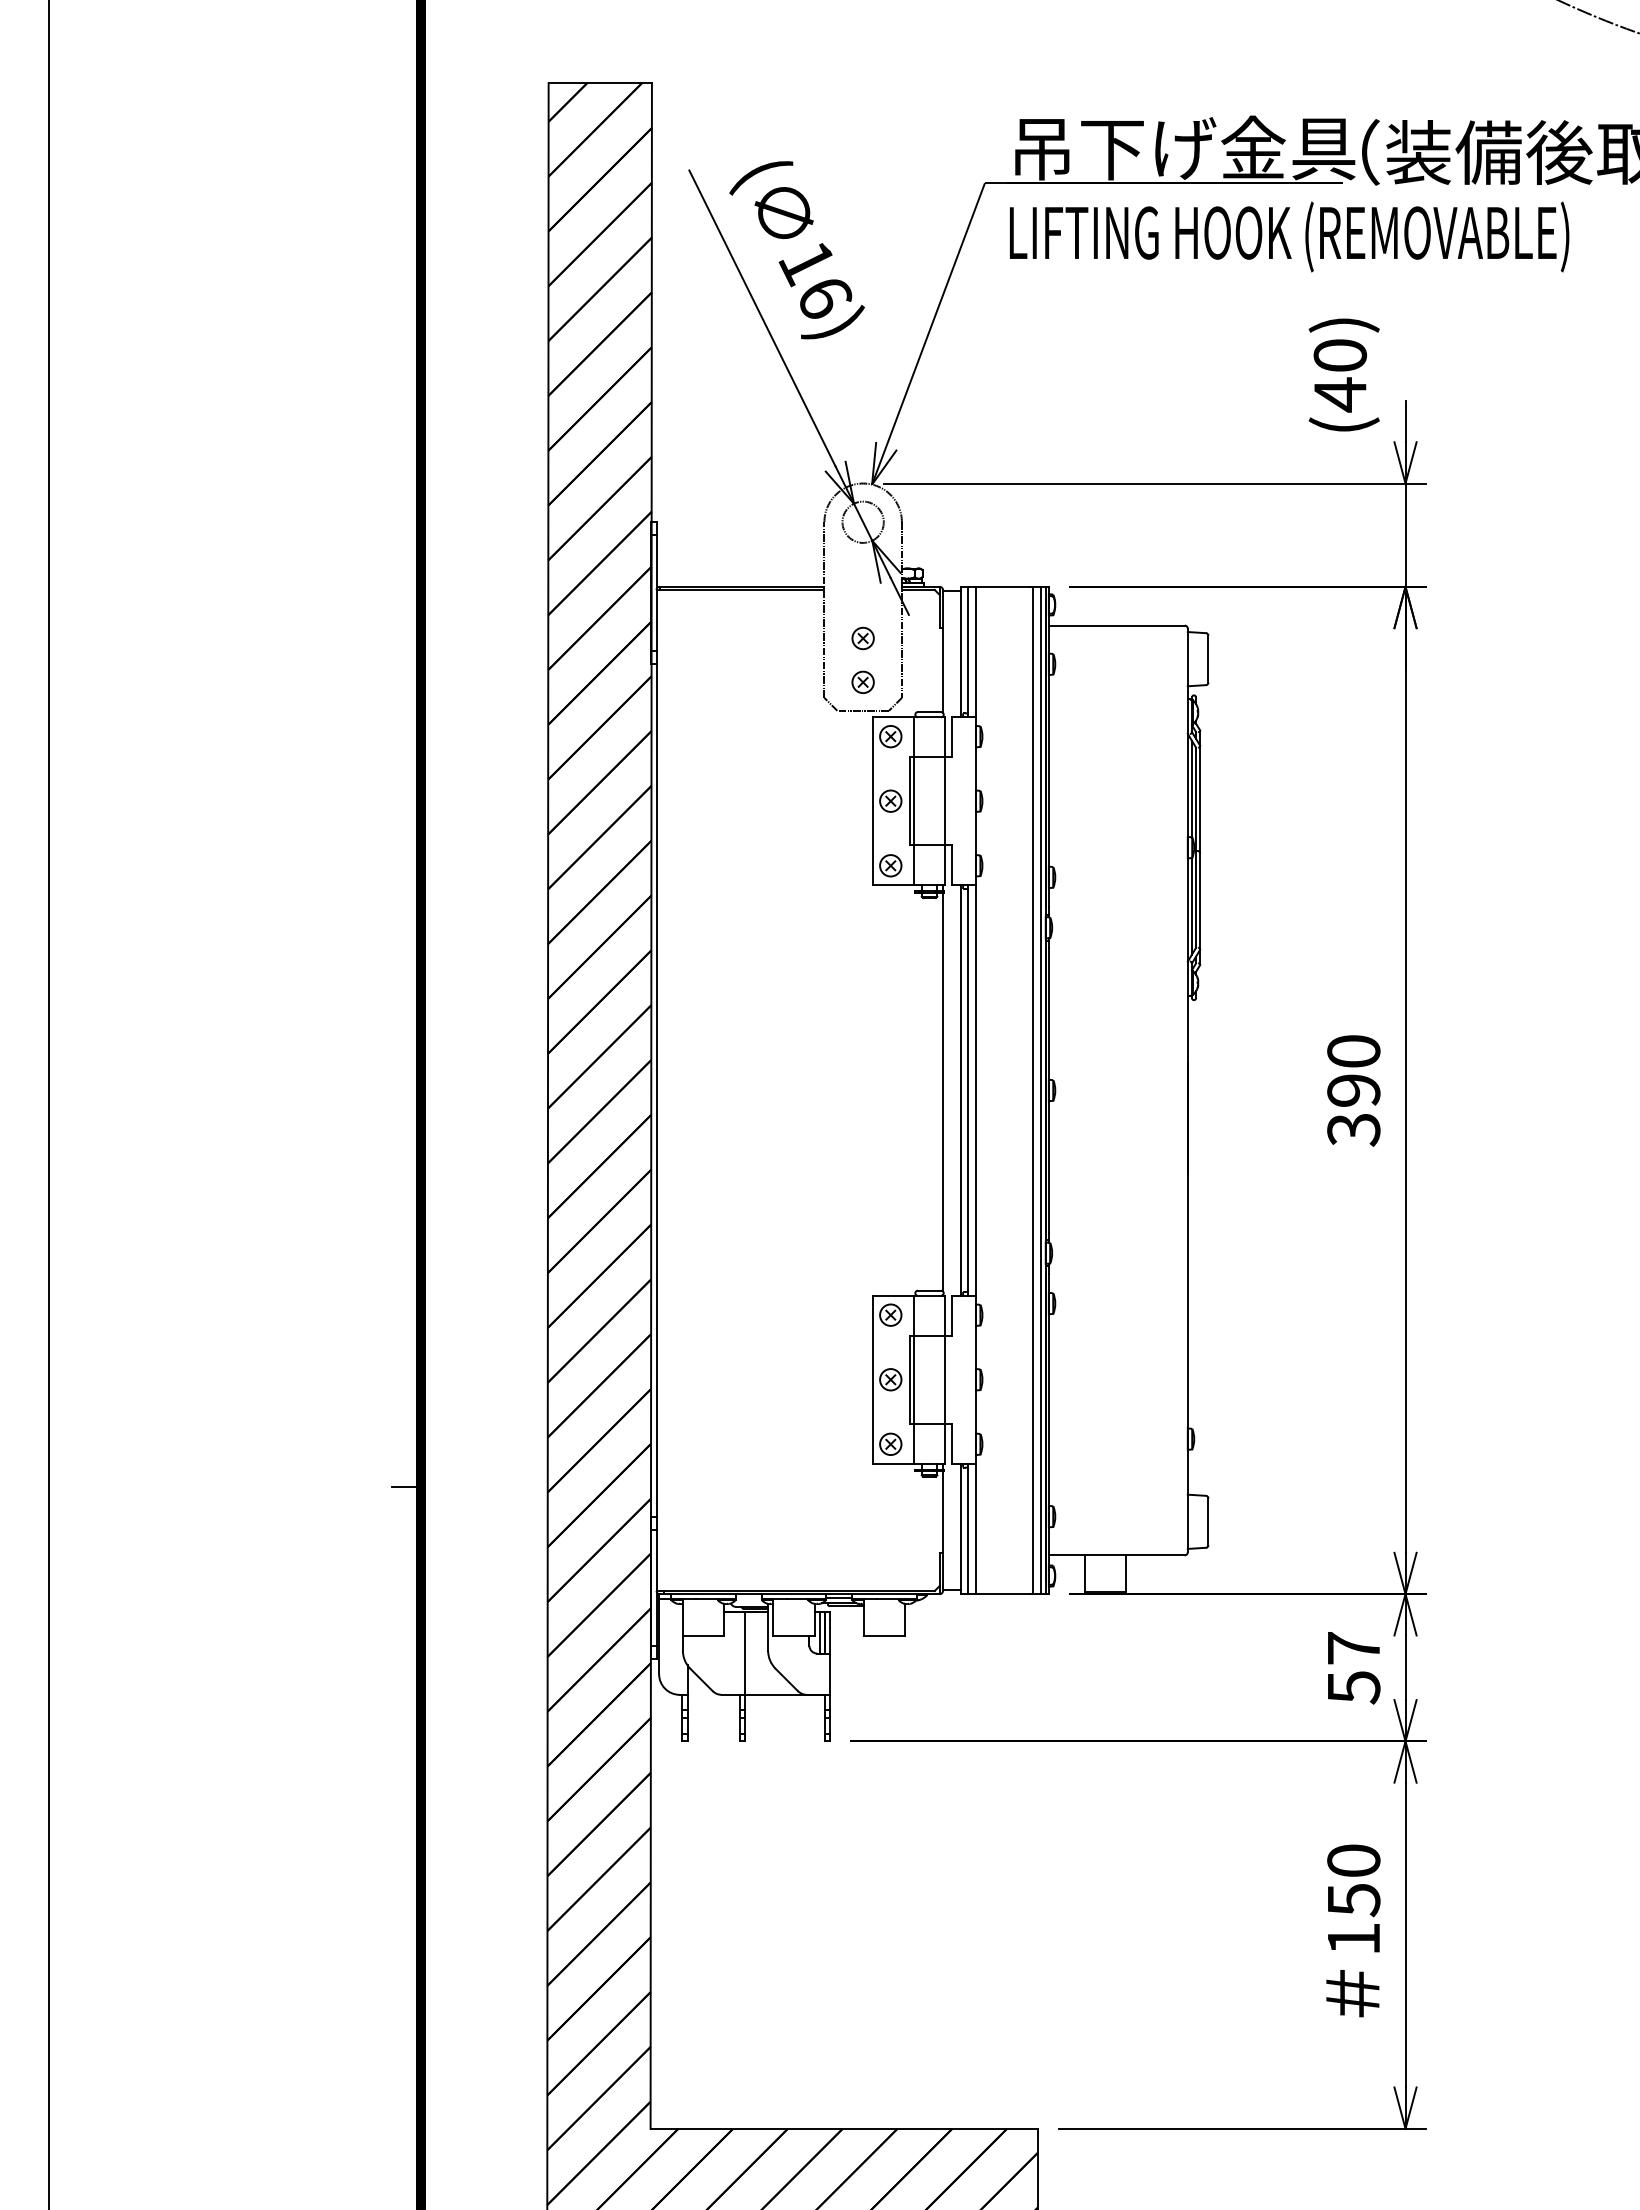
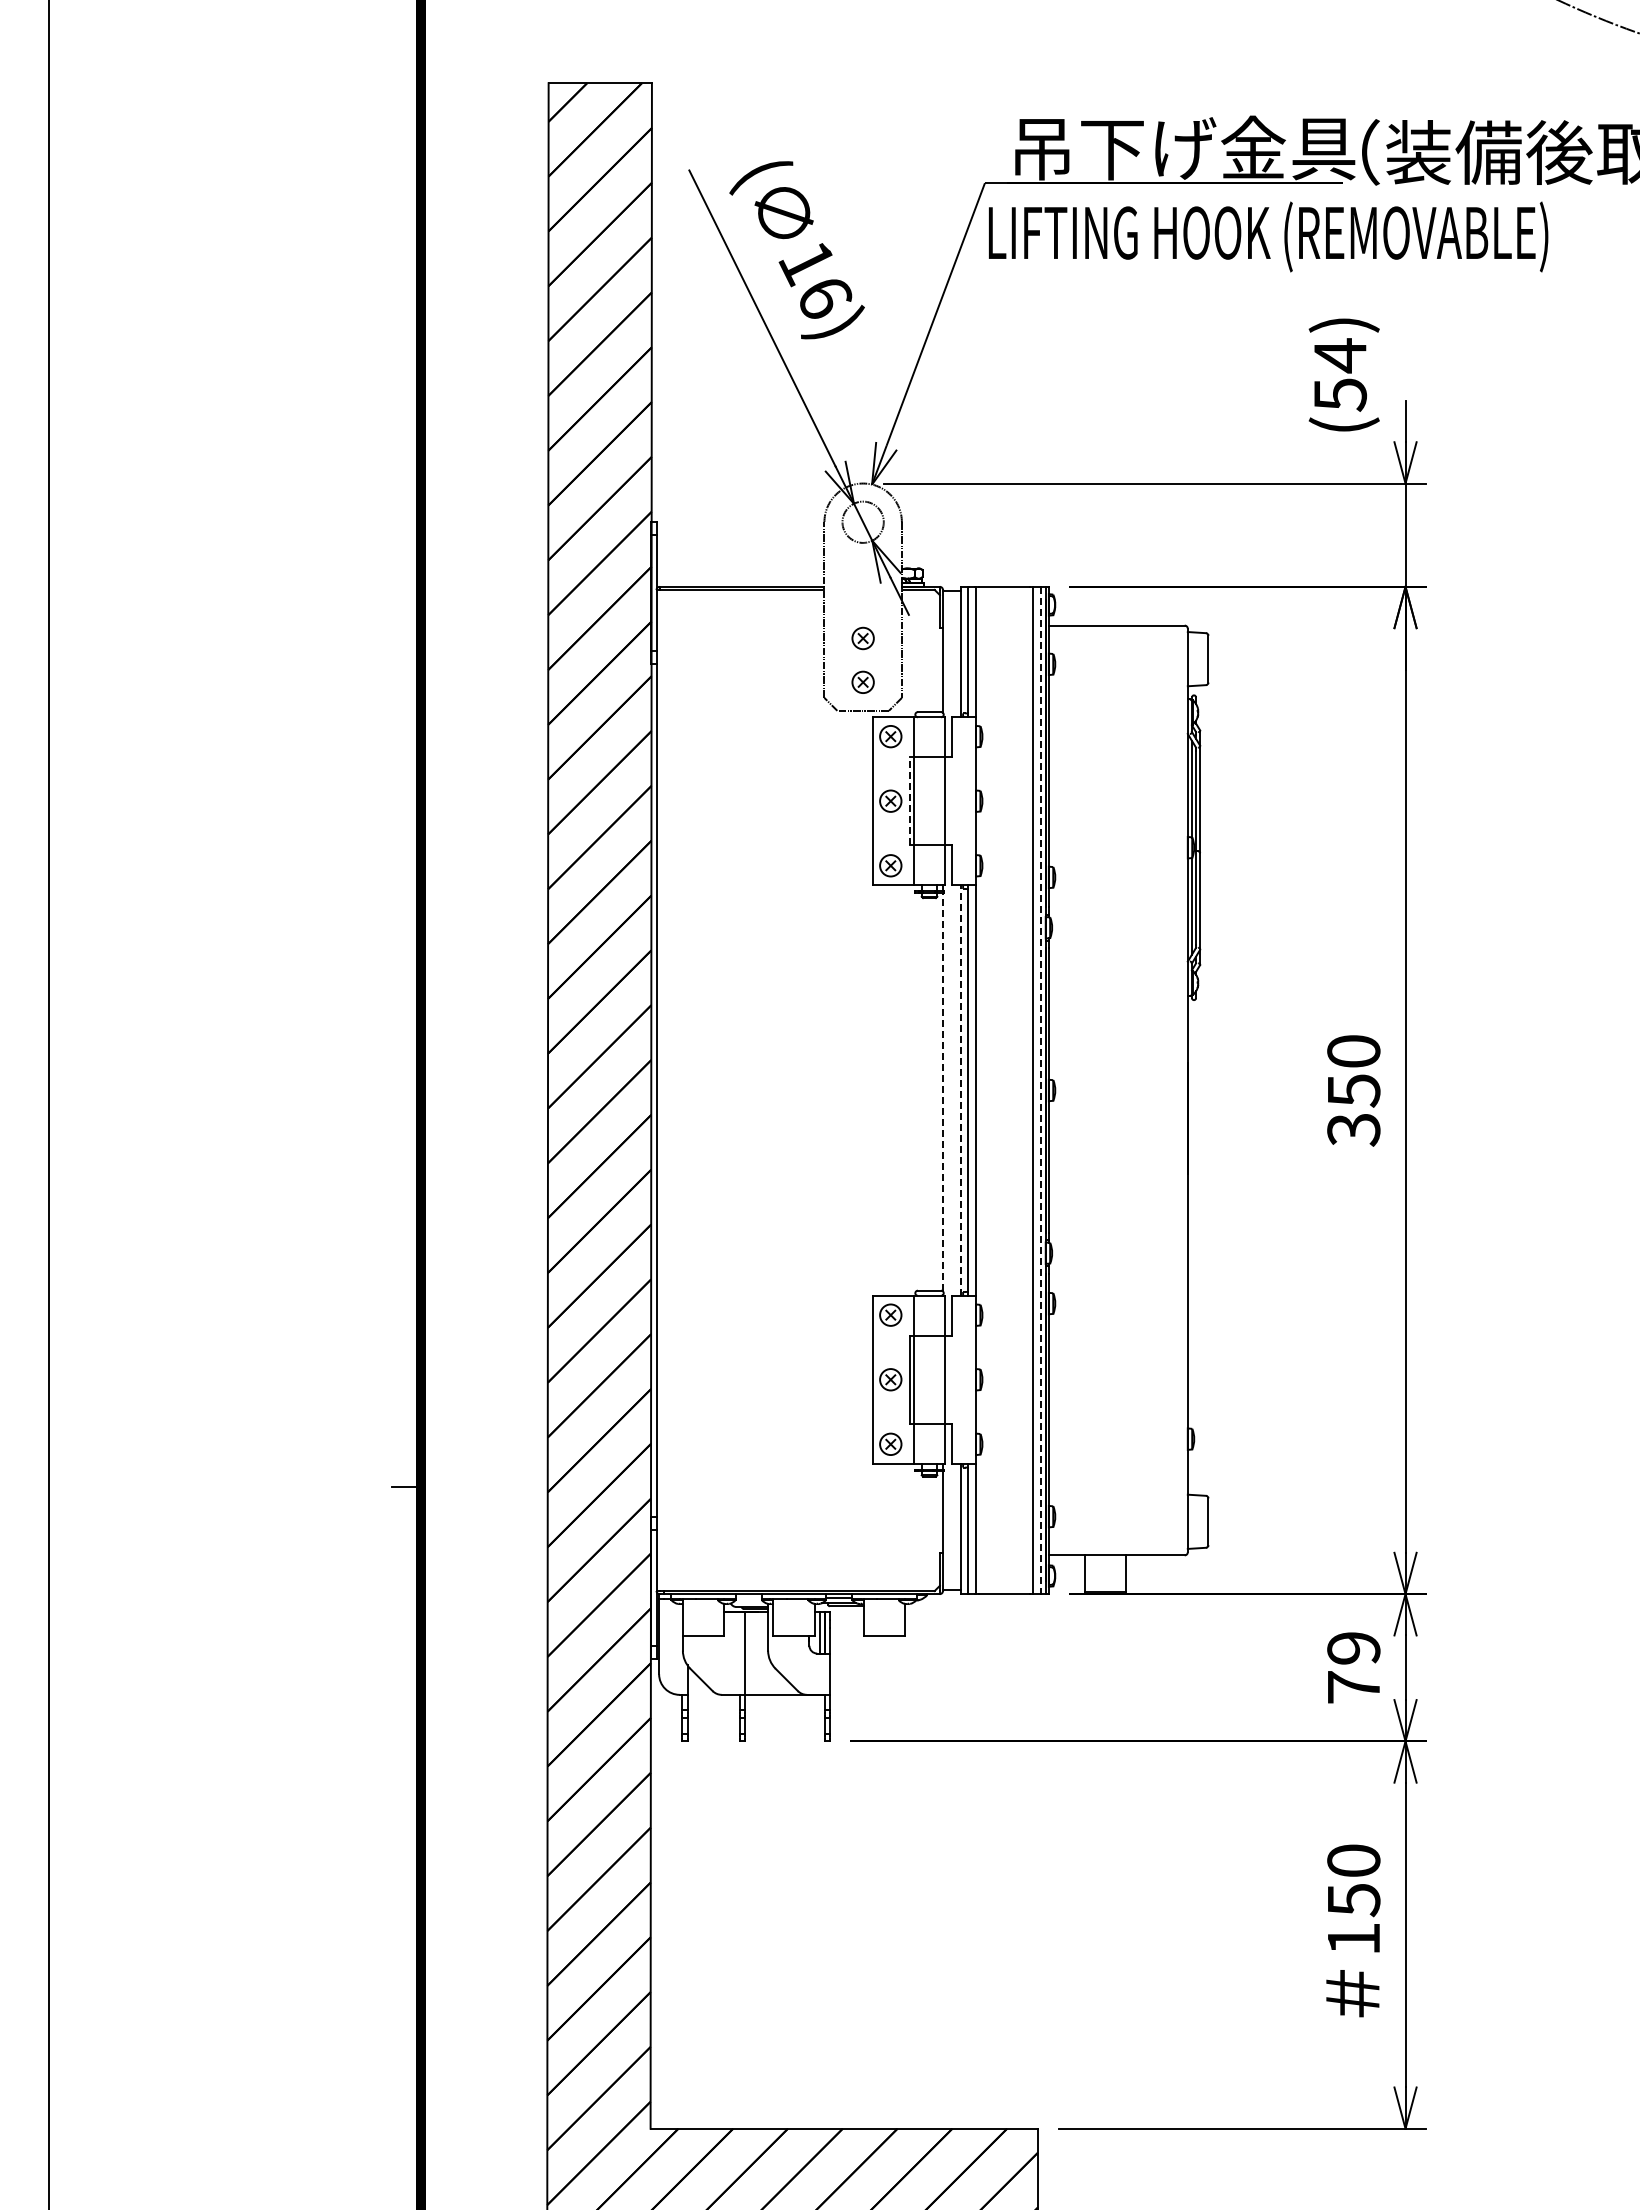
text position: (1289, 236) -> (1268, 236) (1268, 236)
text: (40) -> (54) (1340, 375)
line: solid -> dashed (909, 801)
line: solid -> dashed (960, 1089)
line: solid -> dashed (1040, 1090)
text: 390 -> 350 (1353, 1090)
line: solid -> dashed (942, 1091)
text: 57 -> 79 (1353, 1668)
